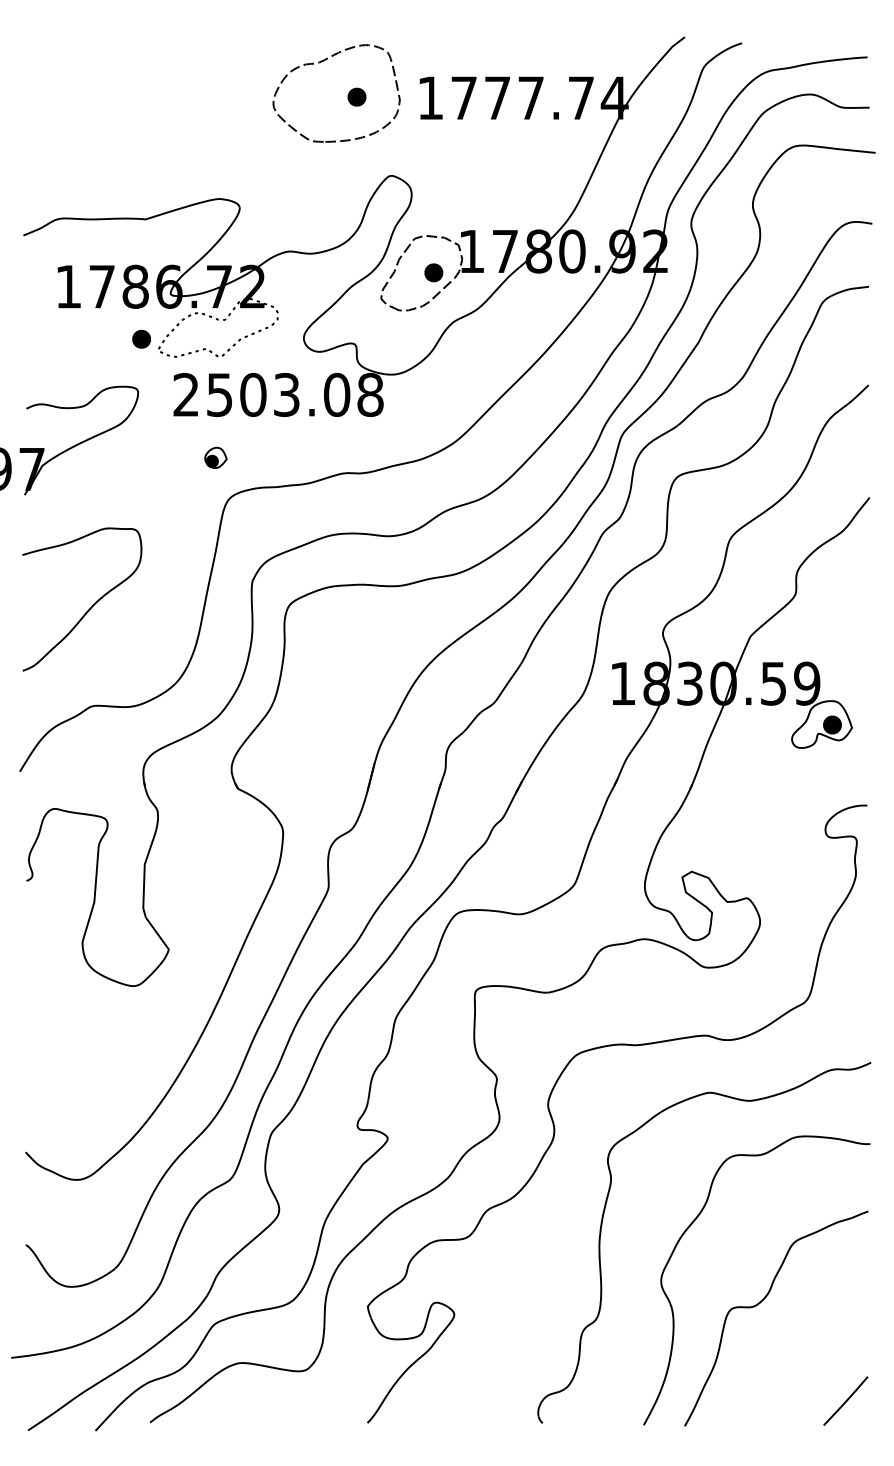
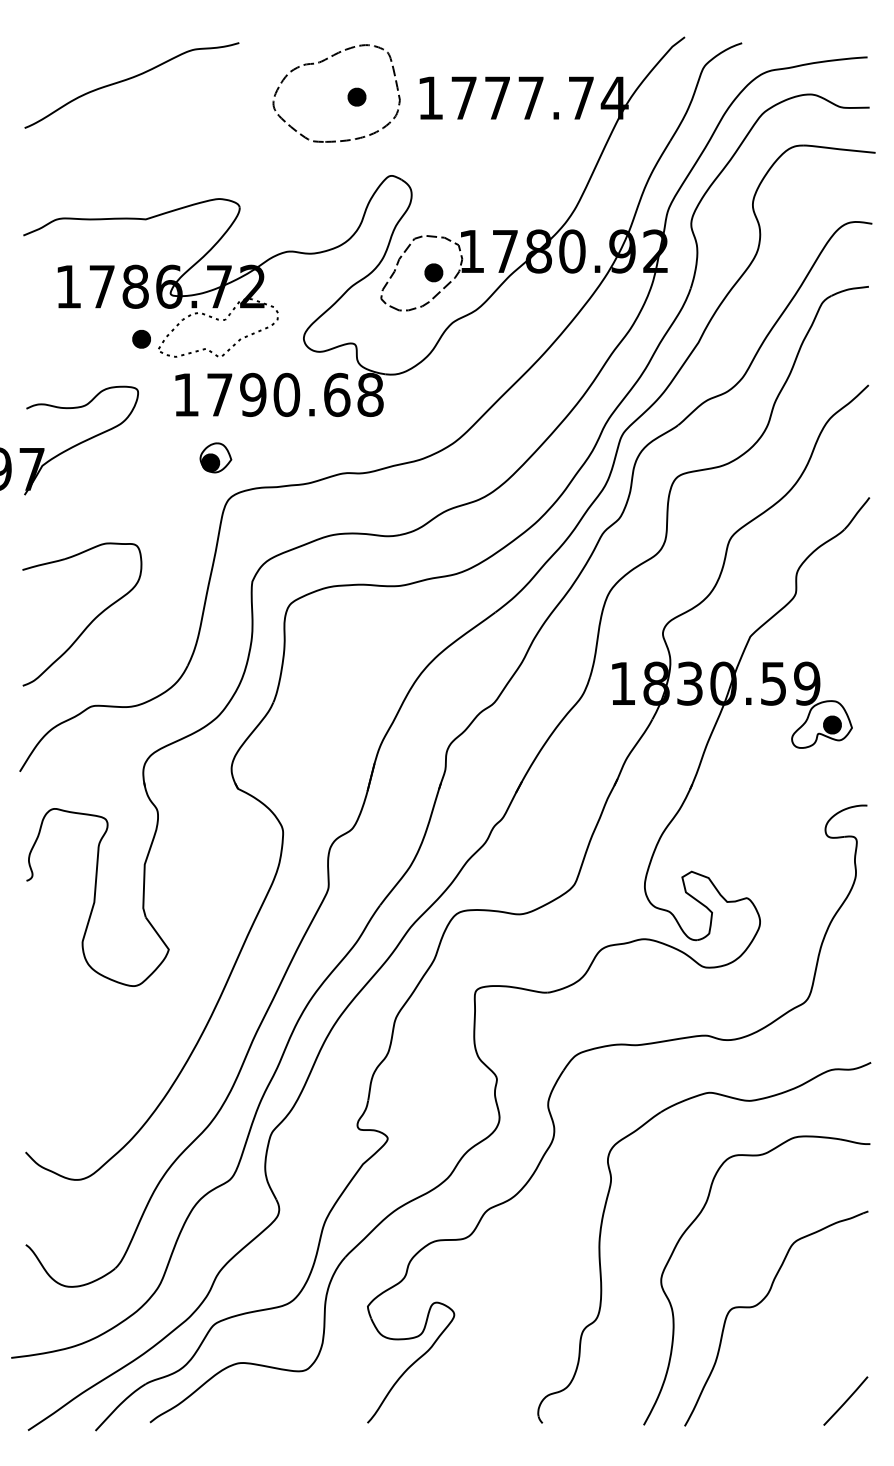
curve: none -> present (130, 79)
text: 2503.08 -> 1790.68 (261, 394)
part size: 24x23 px -> 34x32 px (215, 457)
part position: (91, 605) -> (91, 620) (91, 620)
